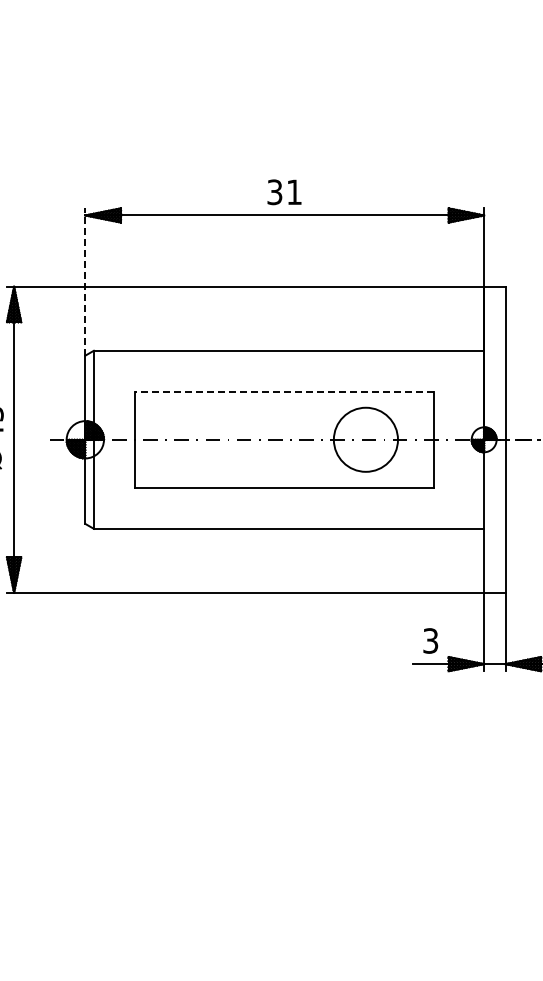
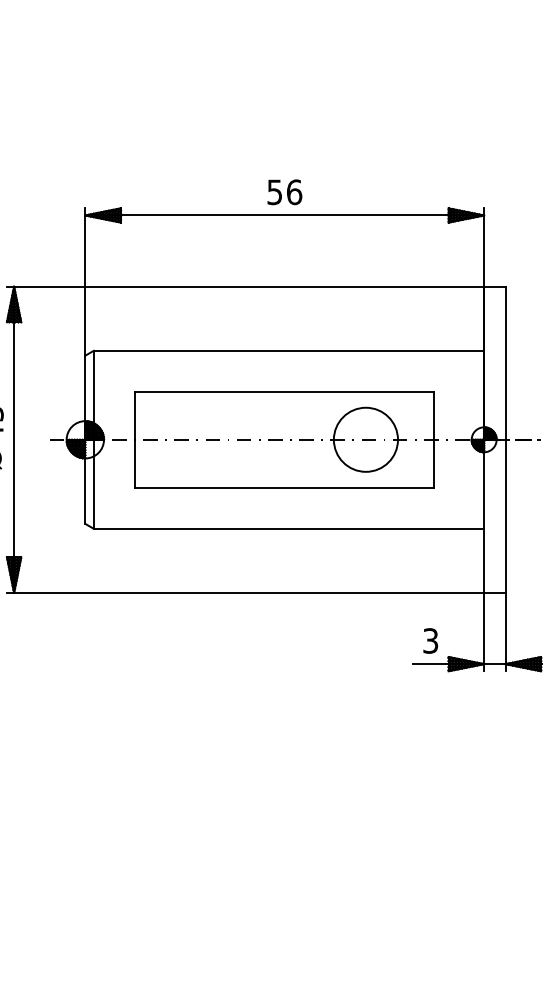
text: 31 -> 56 (285, 192)
line: dashed -> solid (85, 282)
line: dashed -> solid (284, 391)
